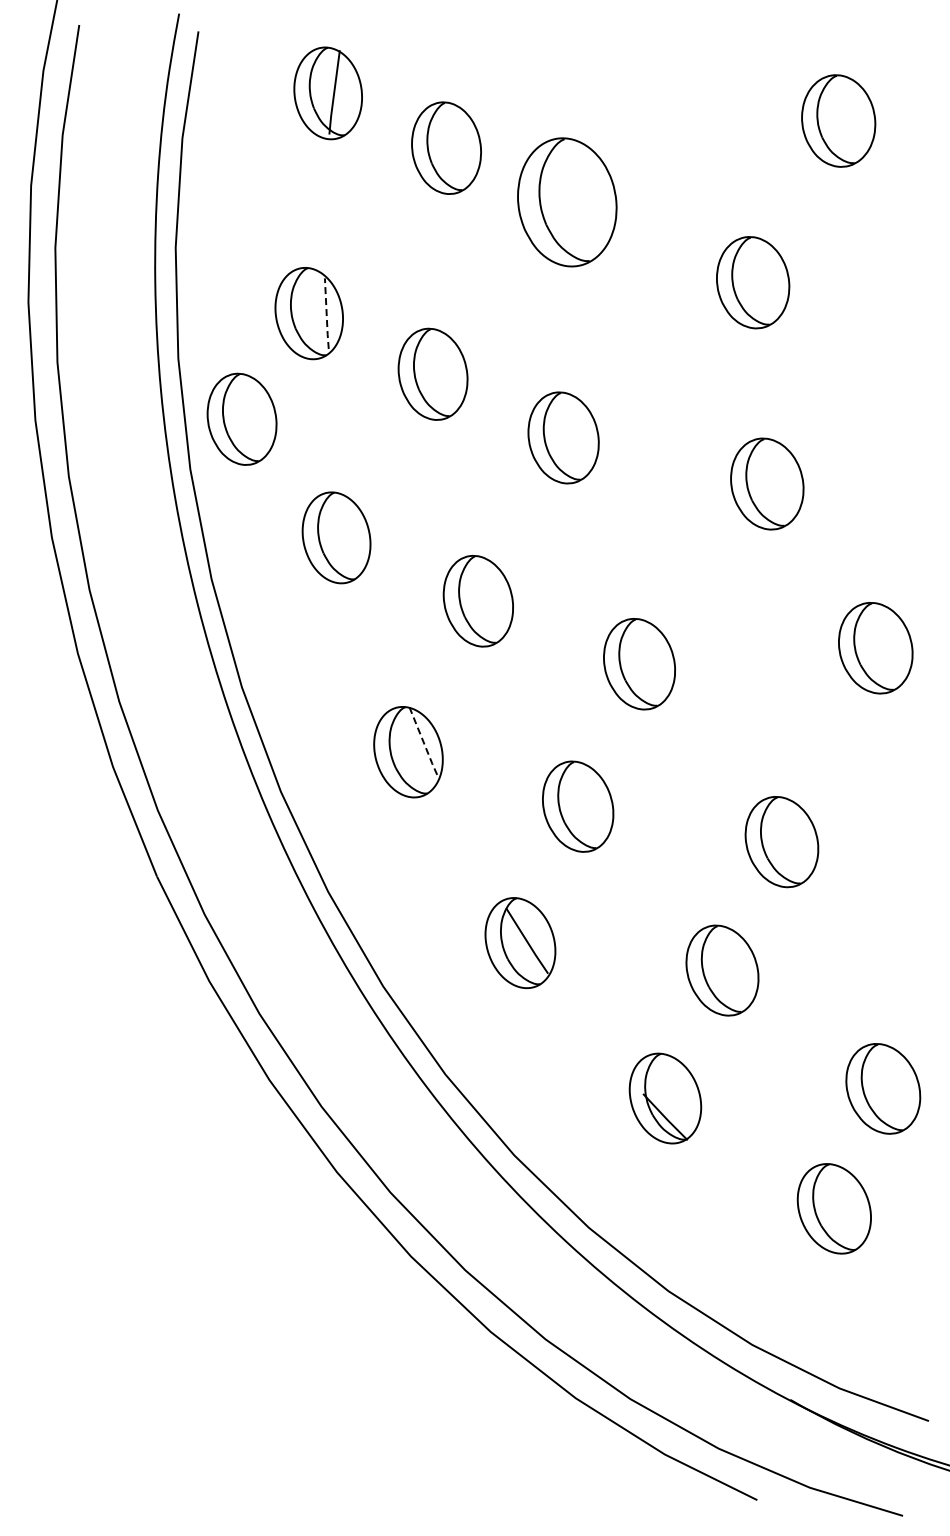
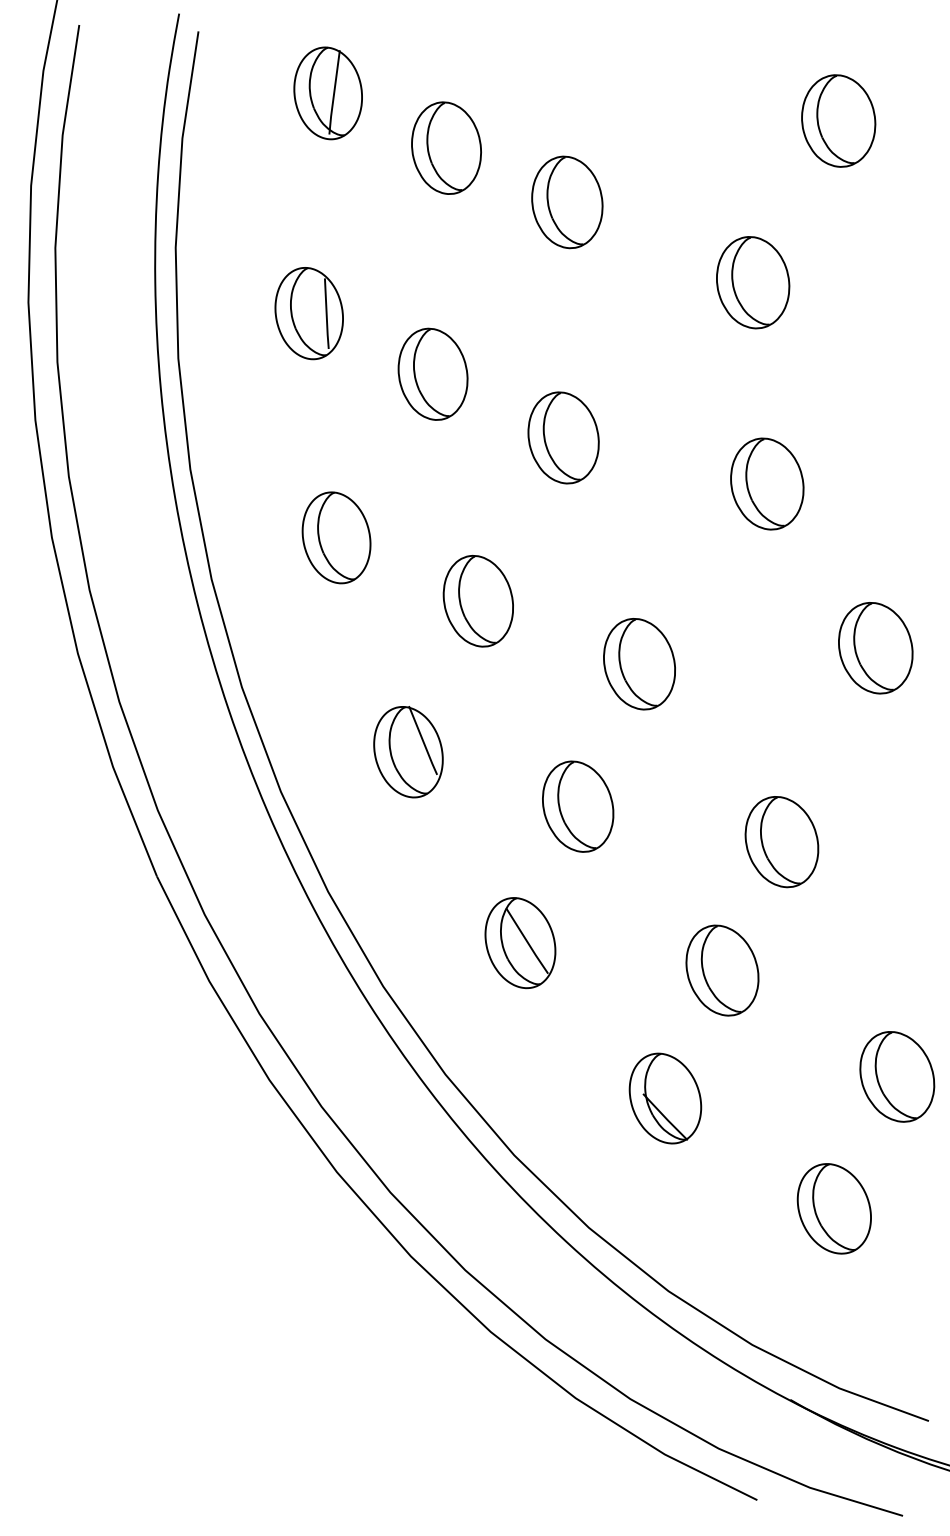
part size: 101x131 px -> 73x95 px (567, 202)
line: dashed -> solid (326, 314)
part: present -> none (241, 418)
line: dashed -> solid (423, 740)
part position: (883, 1088) -> (897, 1076) (897, 1076)
